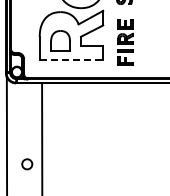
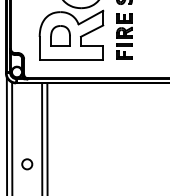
part position: (60, 40) -> (60, 35) (60, 35)
part position: (125, 42) -> (124, 36) (124, 36)
line: dashed -> solid (71, 59)
line: none -> present (12, 137)
line: none -> present (47, 137)
